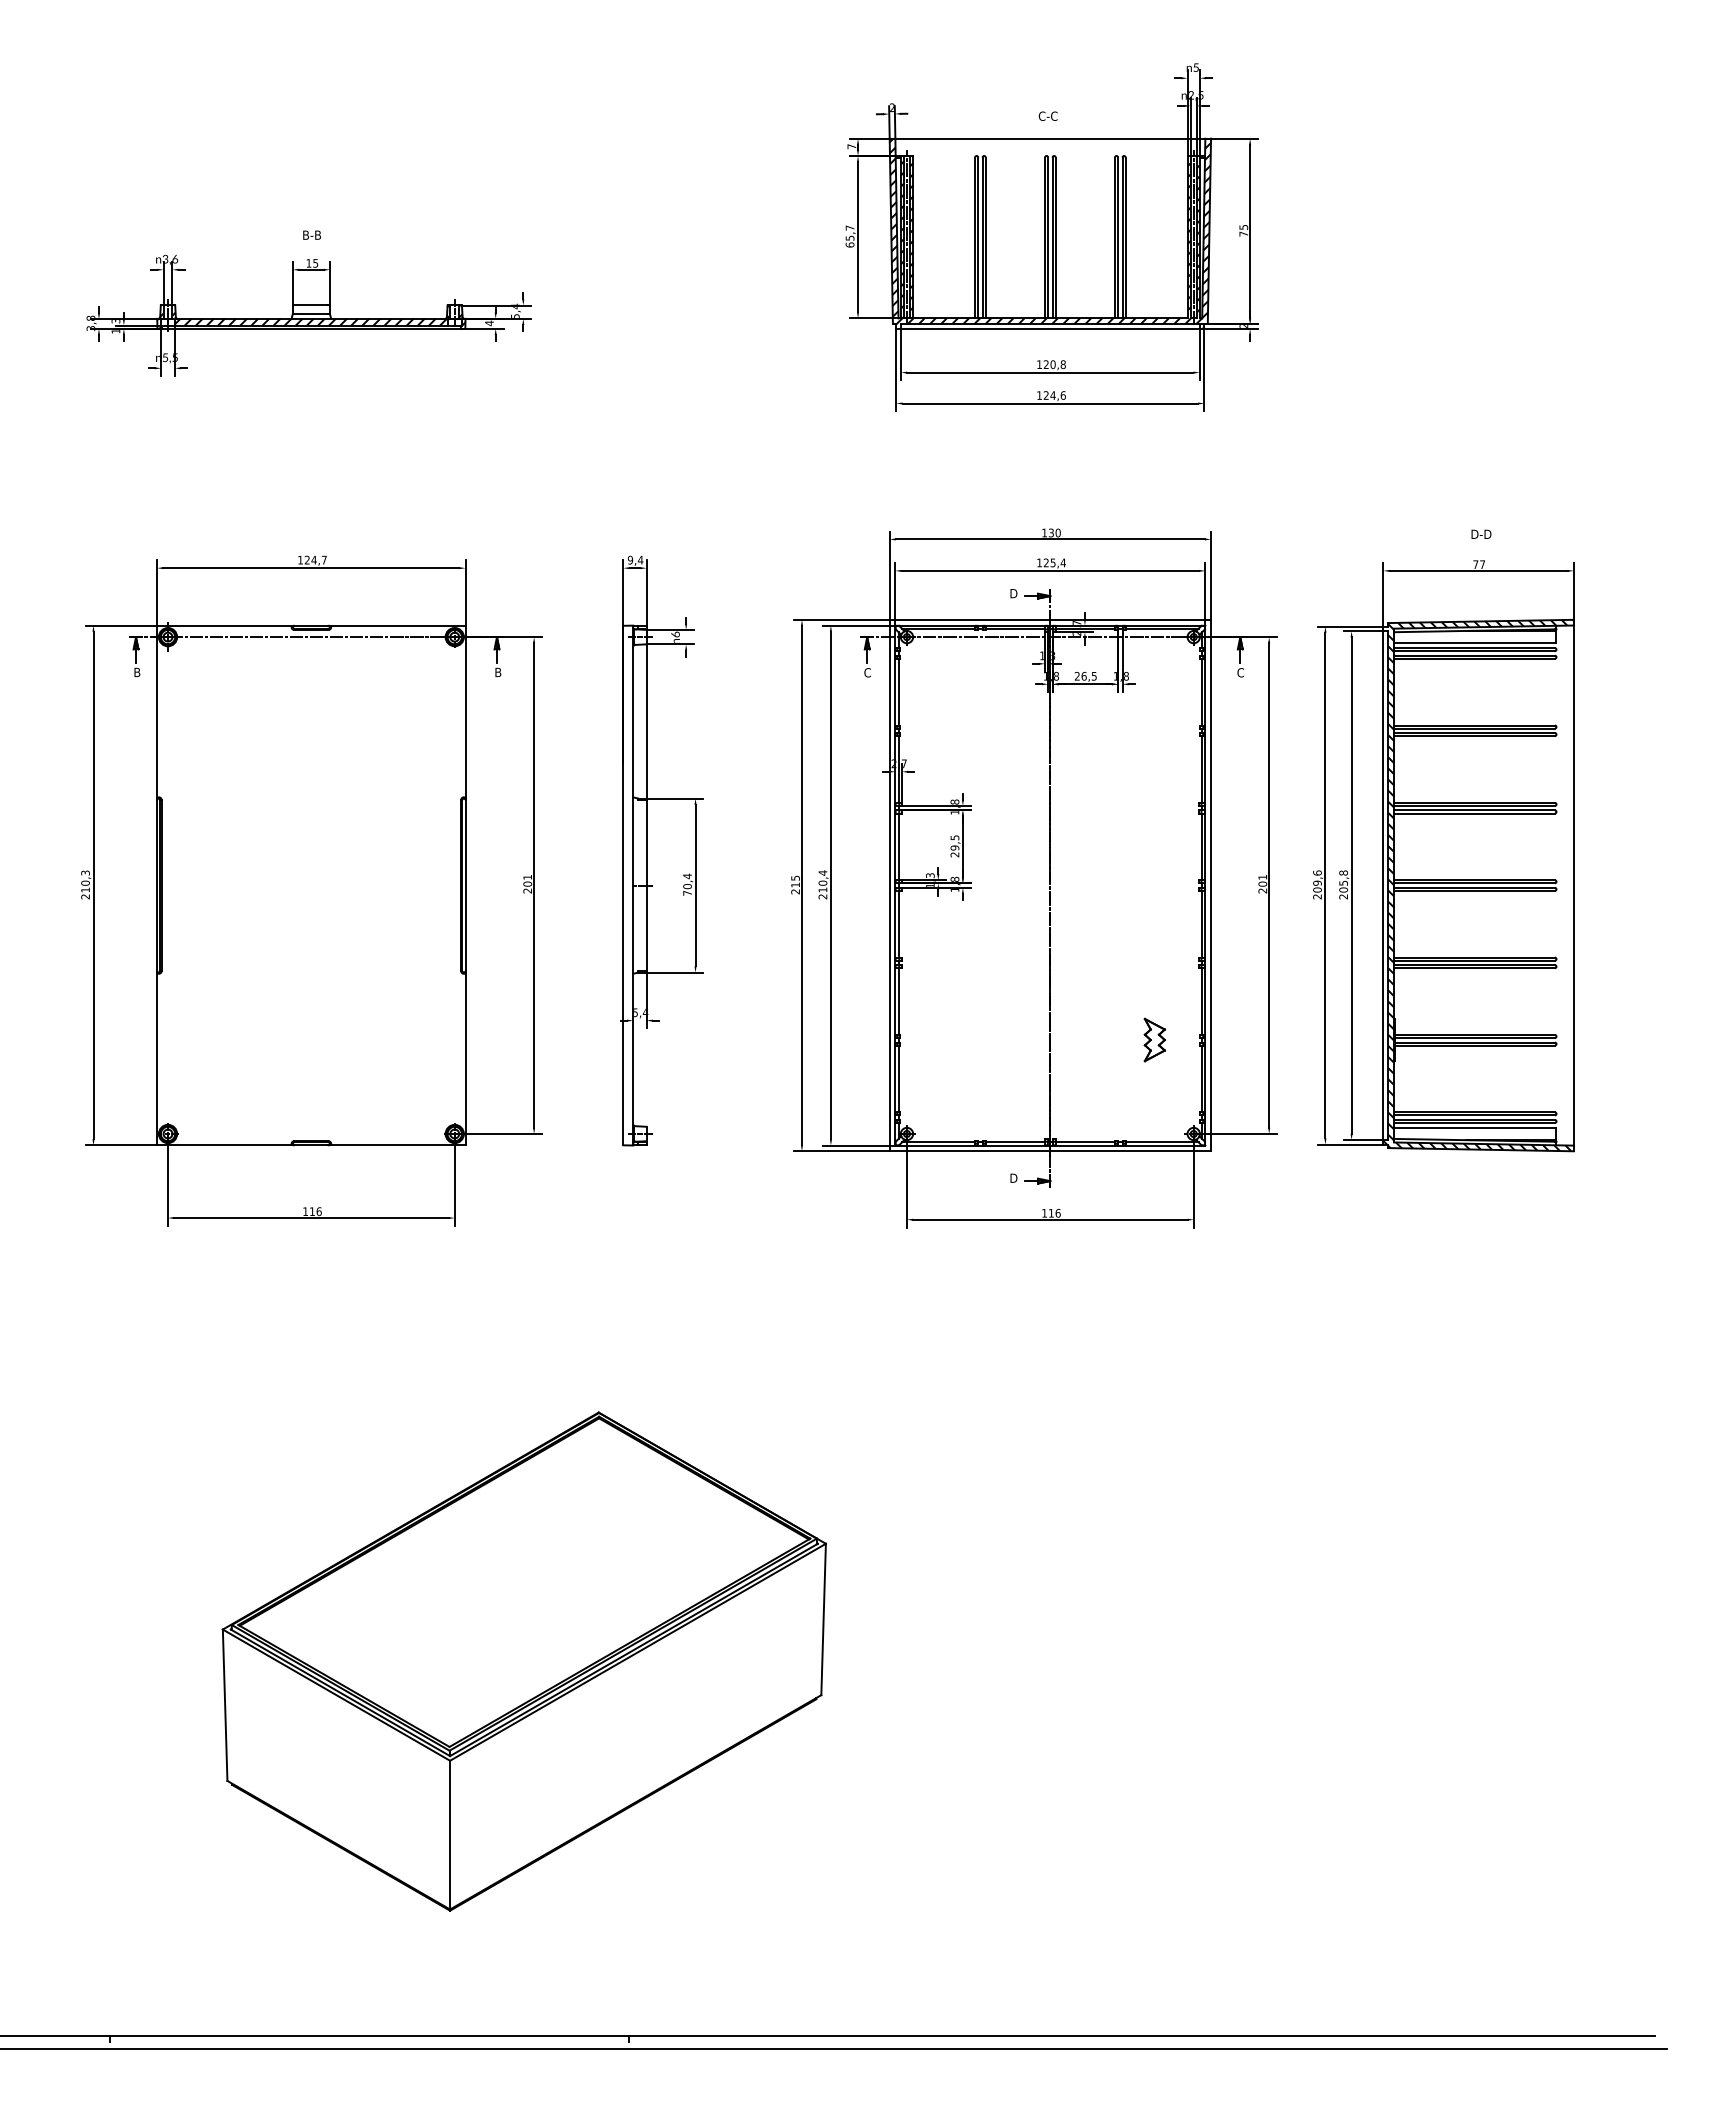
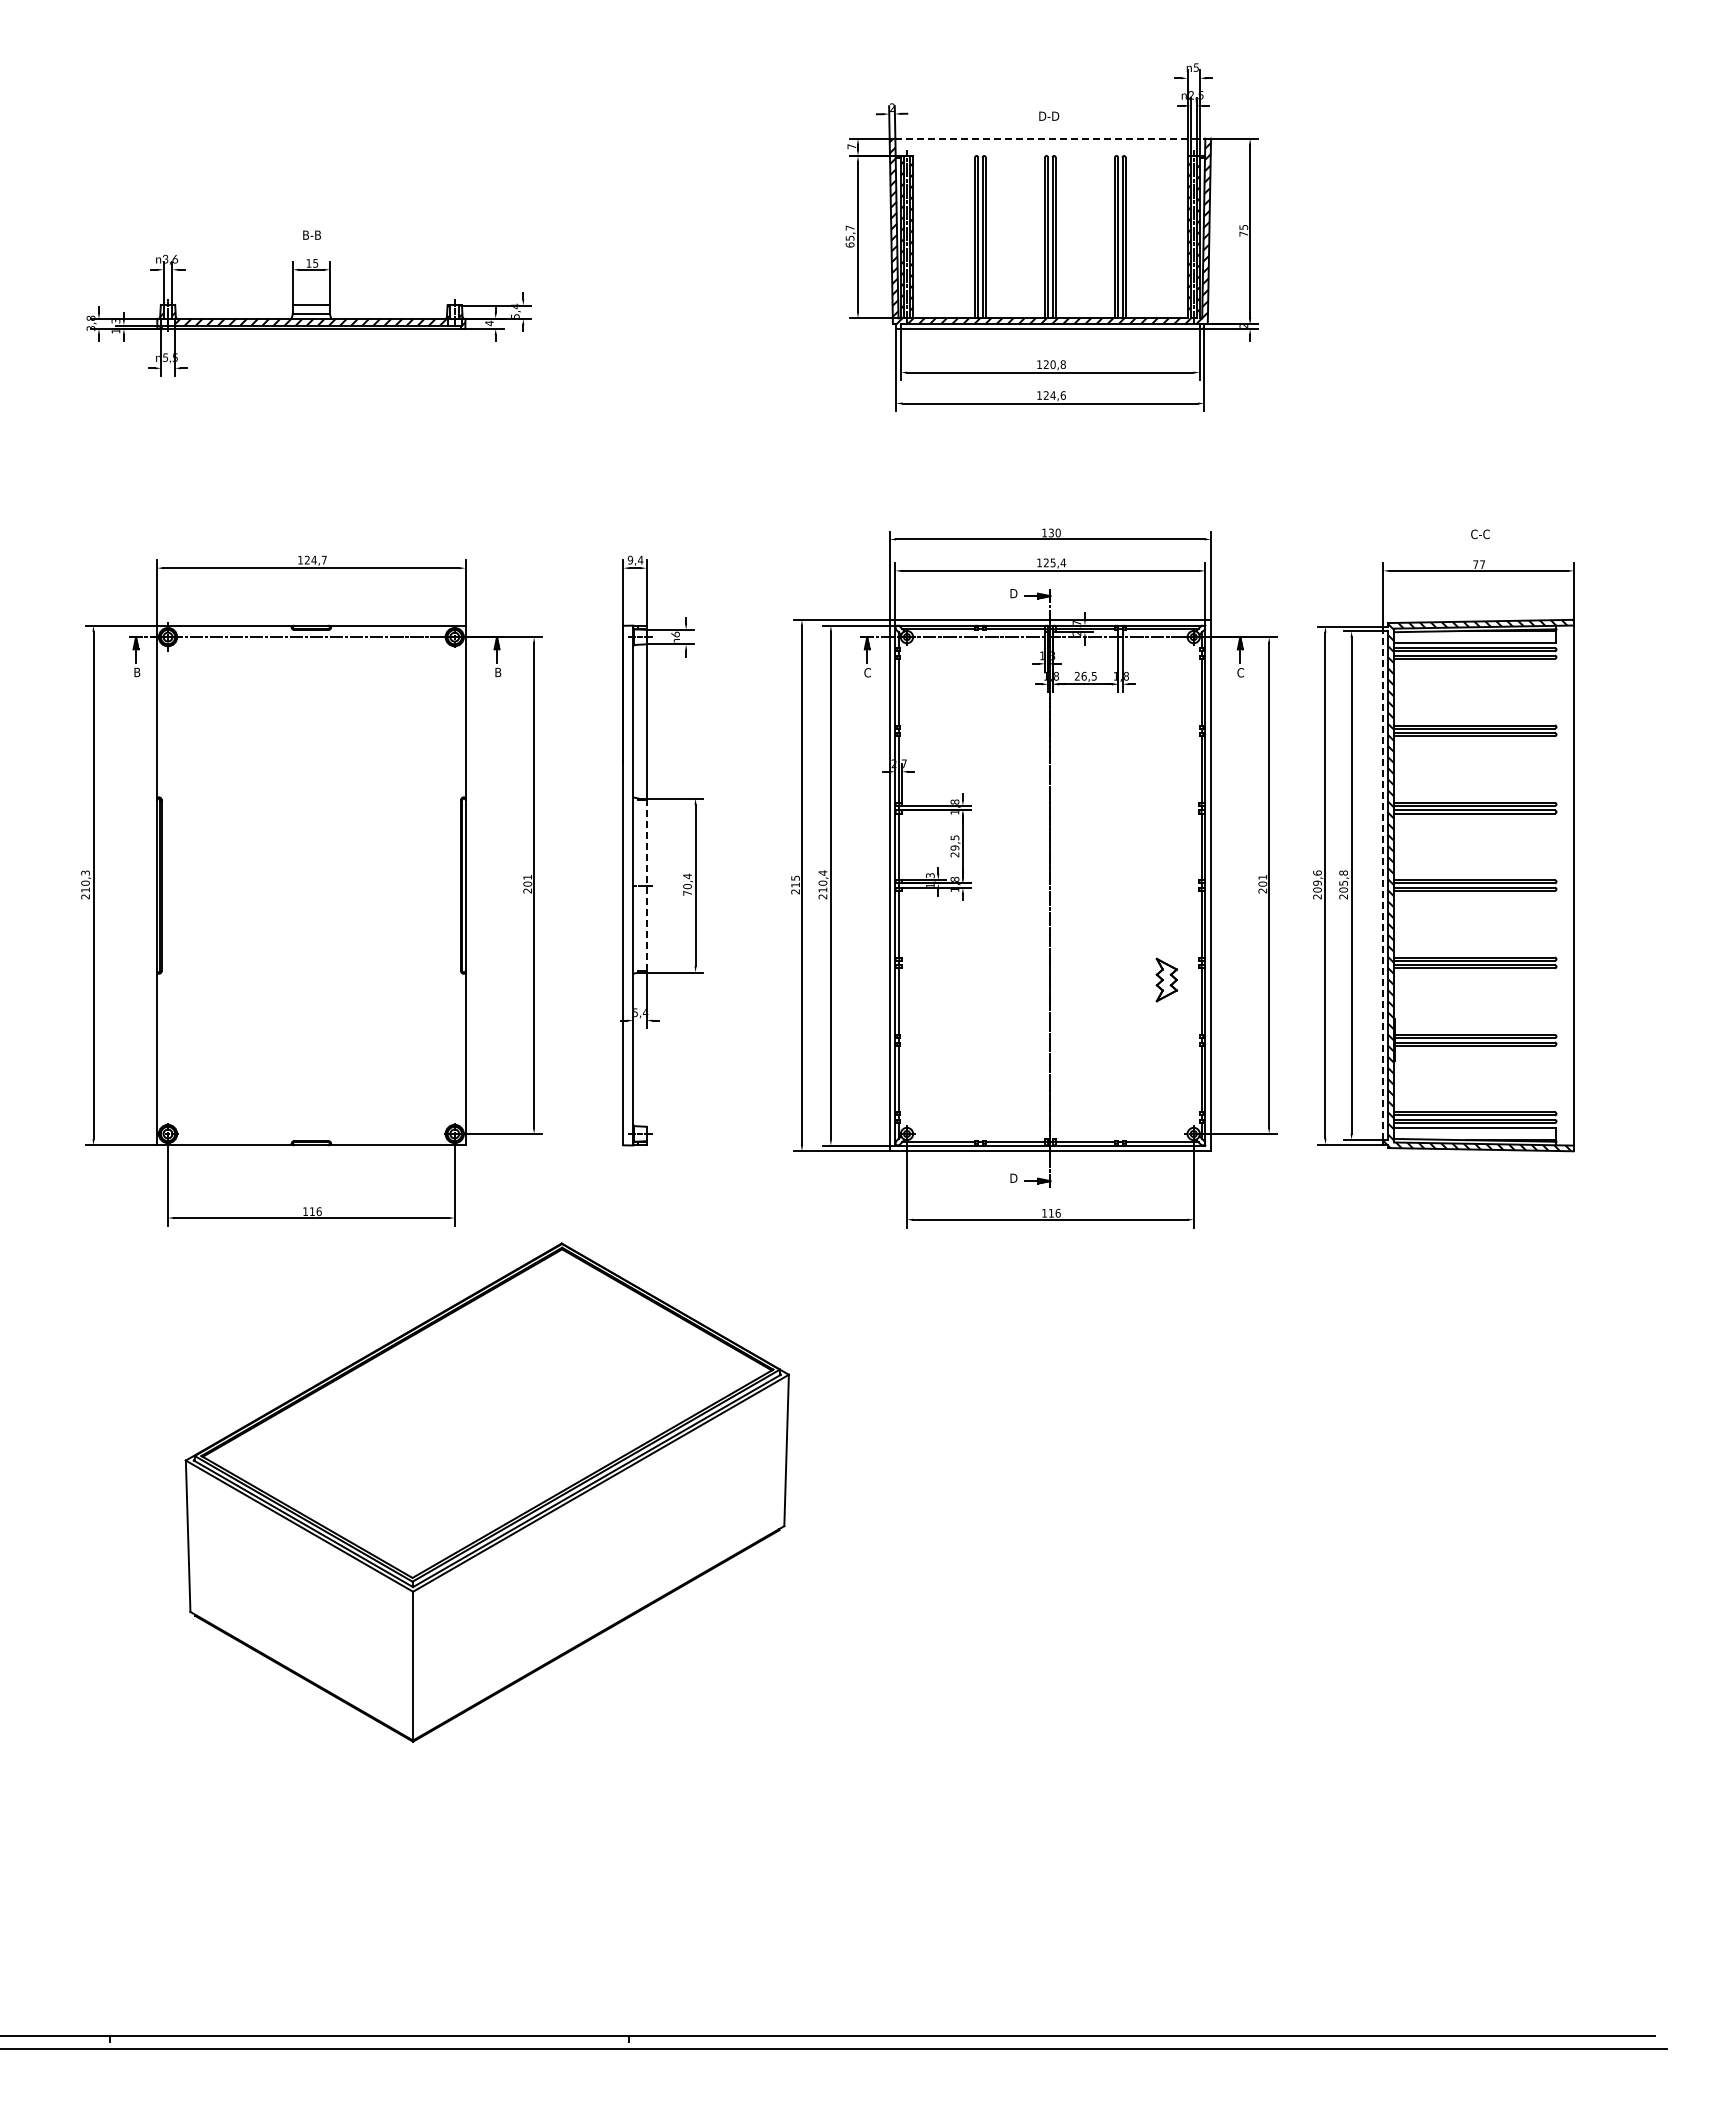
text: C-C -> D-D (1048, 115)
line: solid -> dashed (1050, 138)
text: D-D -> C-C (1481, 534)
line: solid -> dashed (646, 885)
line: solid -> dashed (1383, 885)
part position: (1154, 1039) -> (1166, 979) (1166, 979)
part position: (523, 1661) -> (486, 1492) (486, 1492)
